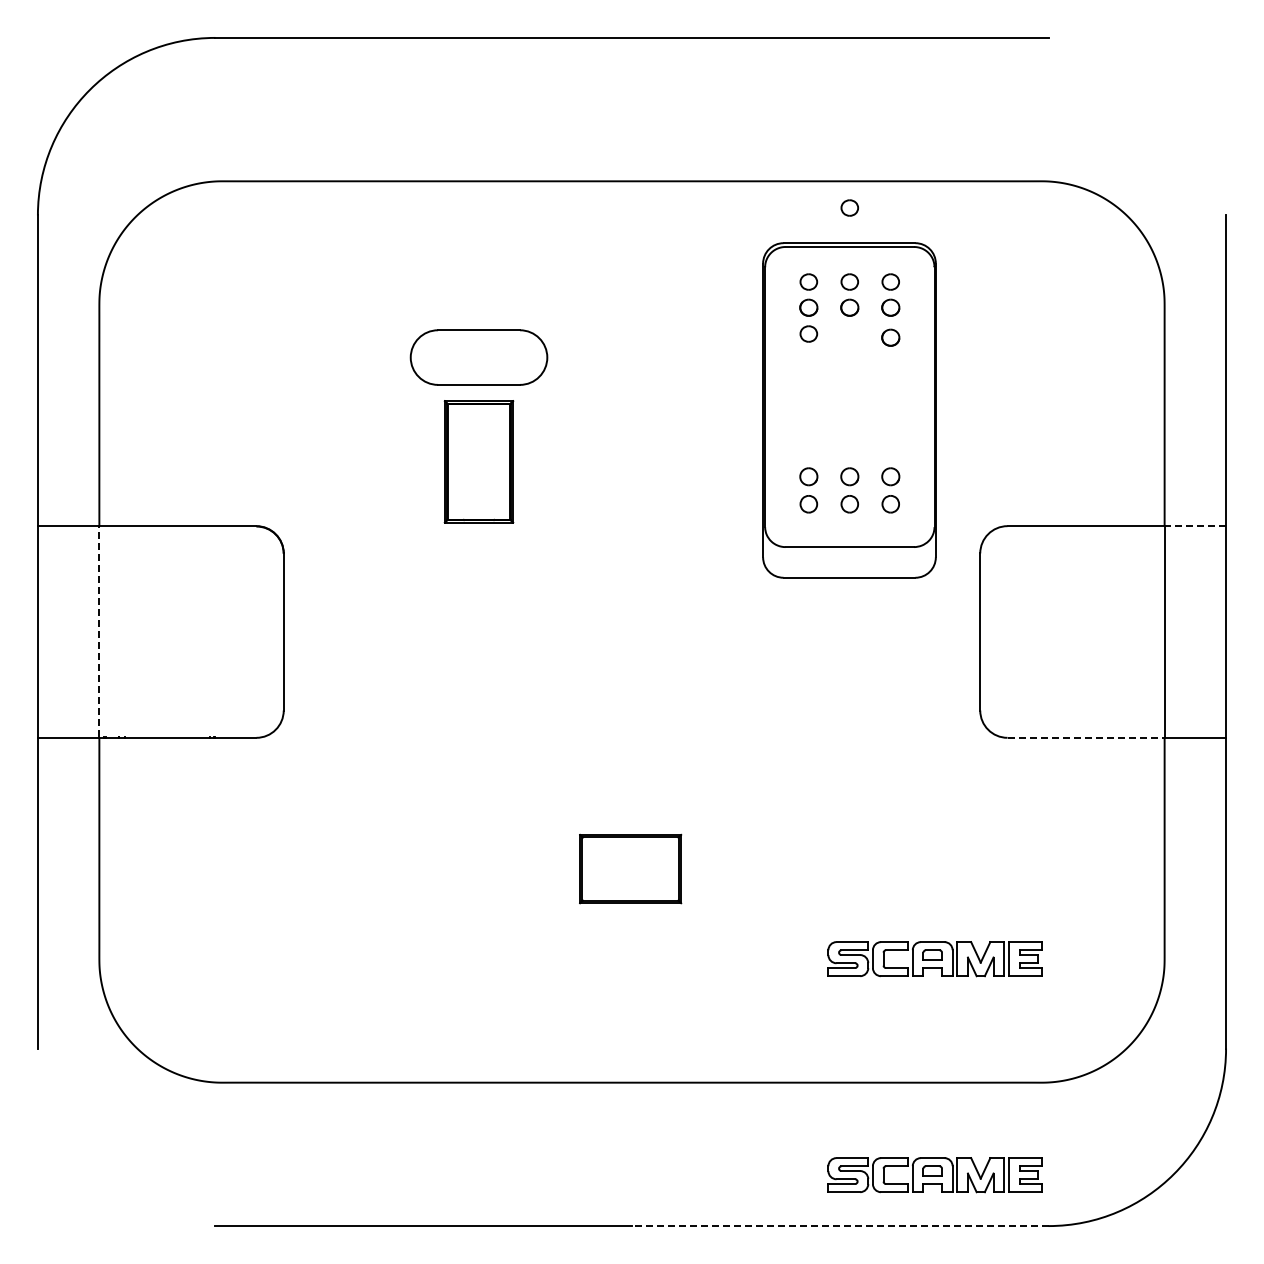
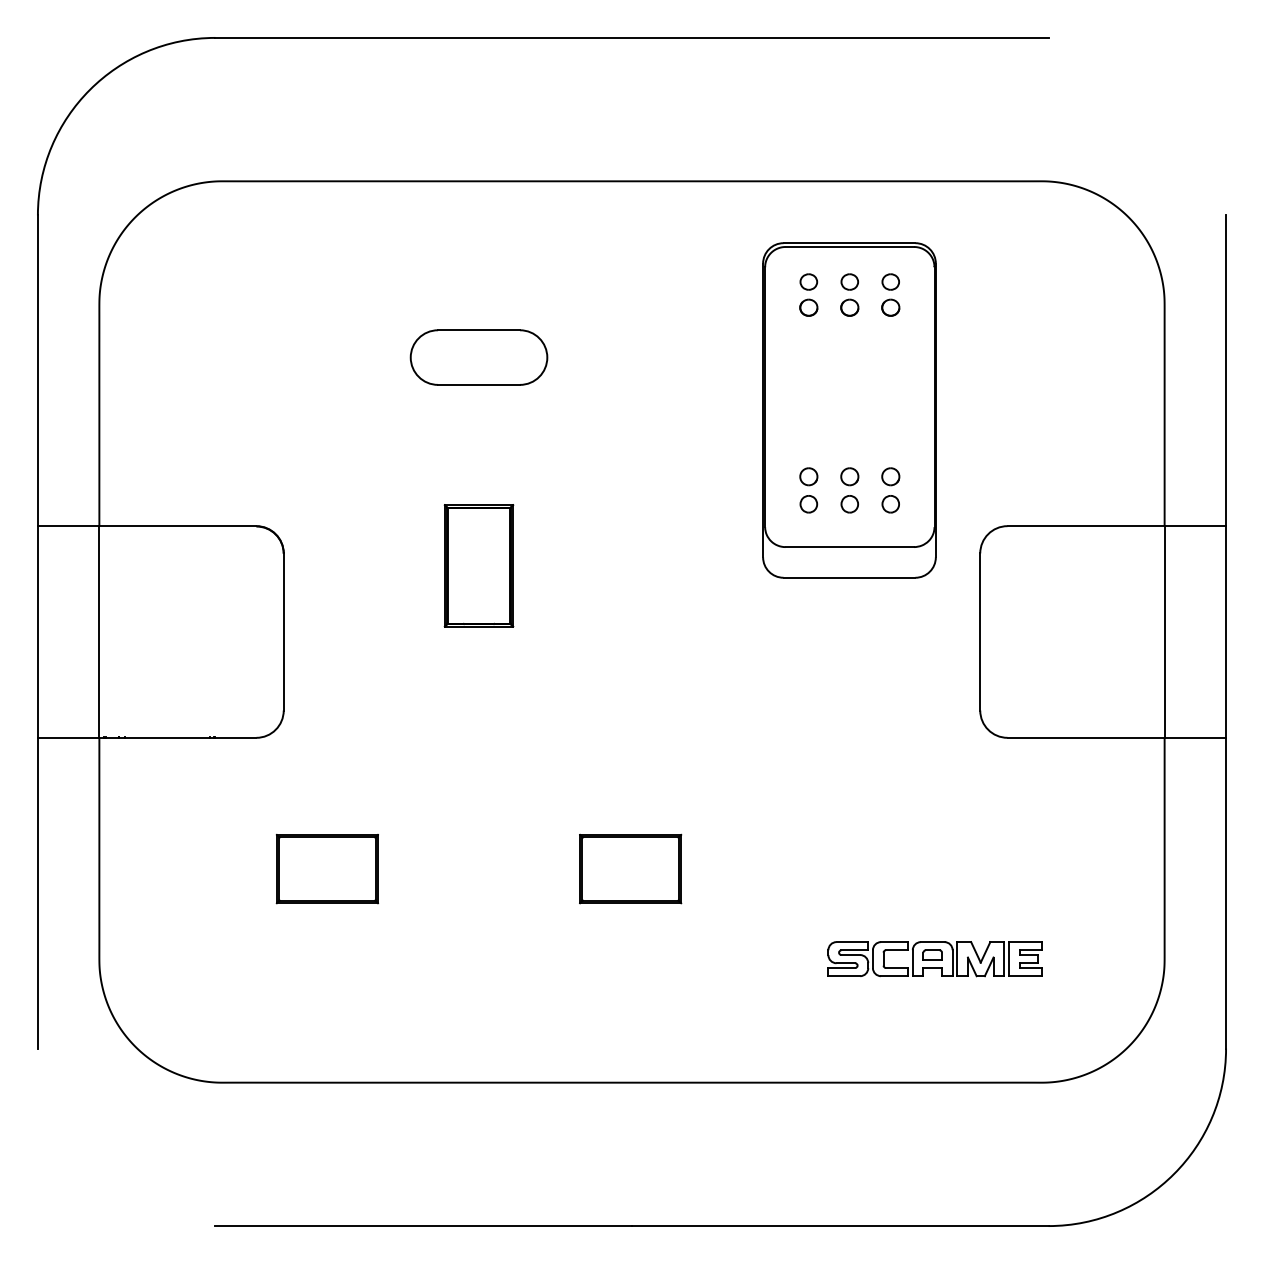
part: present -> none (849, 207)
part: present -> none (808, 333)
part: present -> none (890, 337)
part position: (478, 461) -> (478, 565) (478, 565)
line: dashed -> solid (1194, 526)
line: dashed -> solid (99, 632)
line: dashed -> solid (1086, 737)
part: none -> present (326, 868)
part: present -> none (934, 1175)
line: dashed -> solid (839, 1225)
